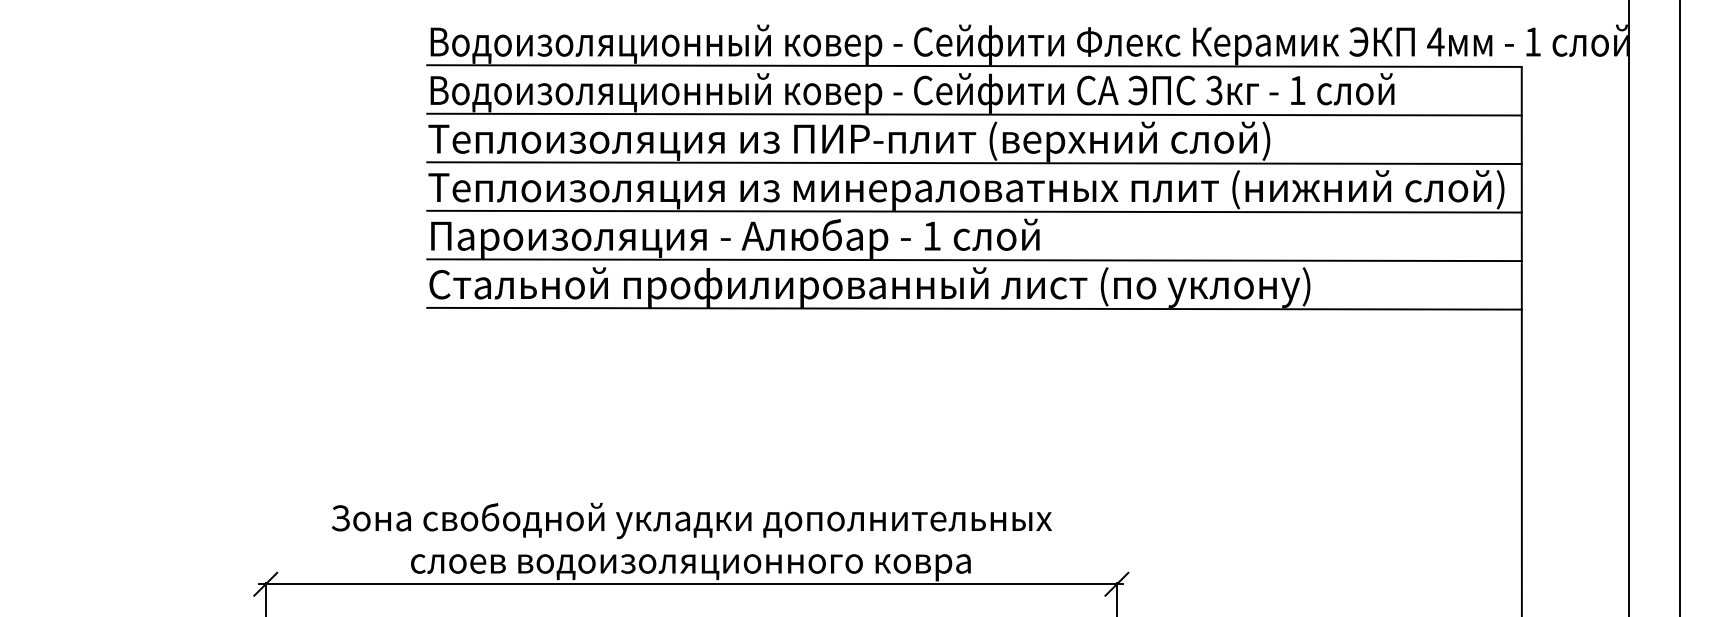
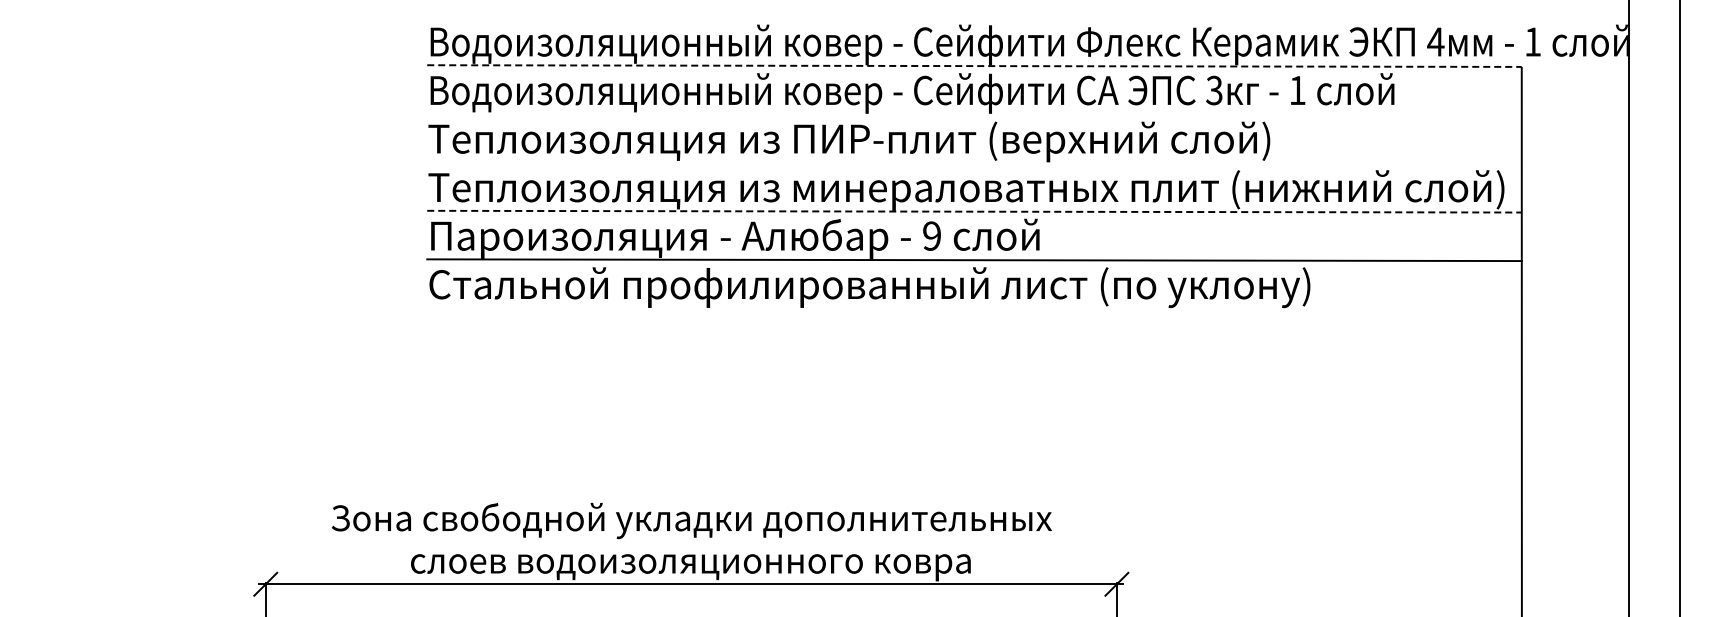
line: solid -> dashed (974, 66)
line: present -> none (974, 114)
line: present -> none (974, 163)
line: solid -> dashed (975, 211)
text: 1 -> 9 (931, 235)
line: present -> none (974, 308)
